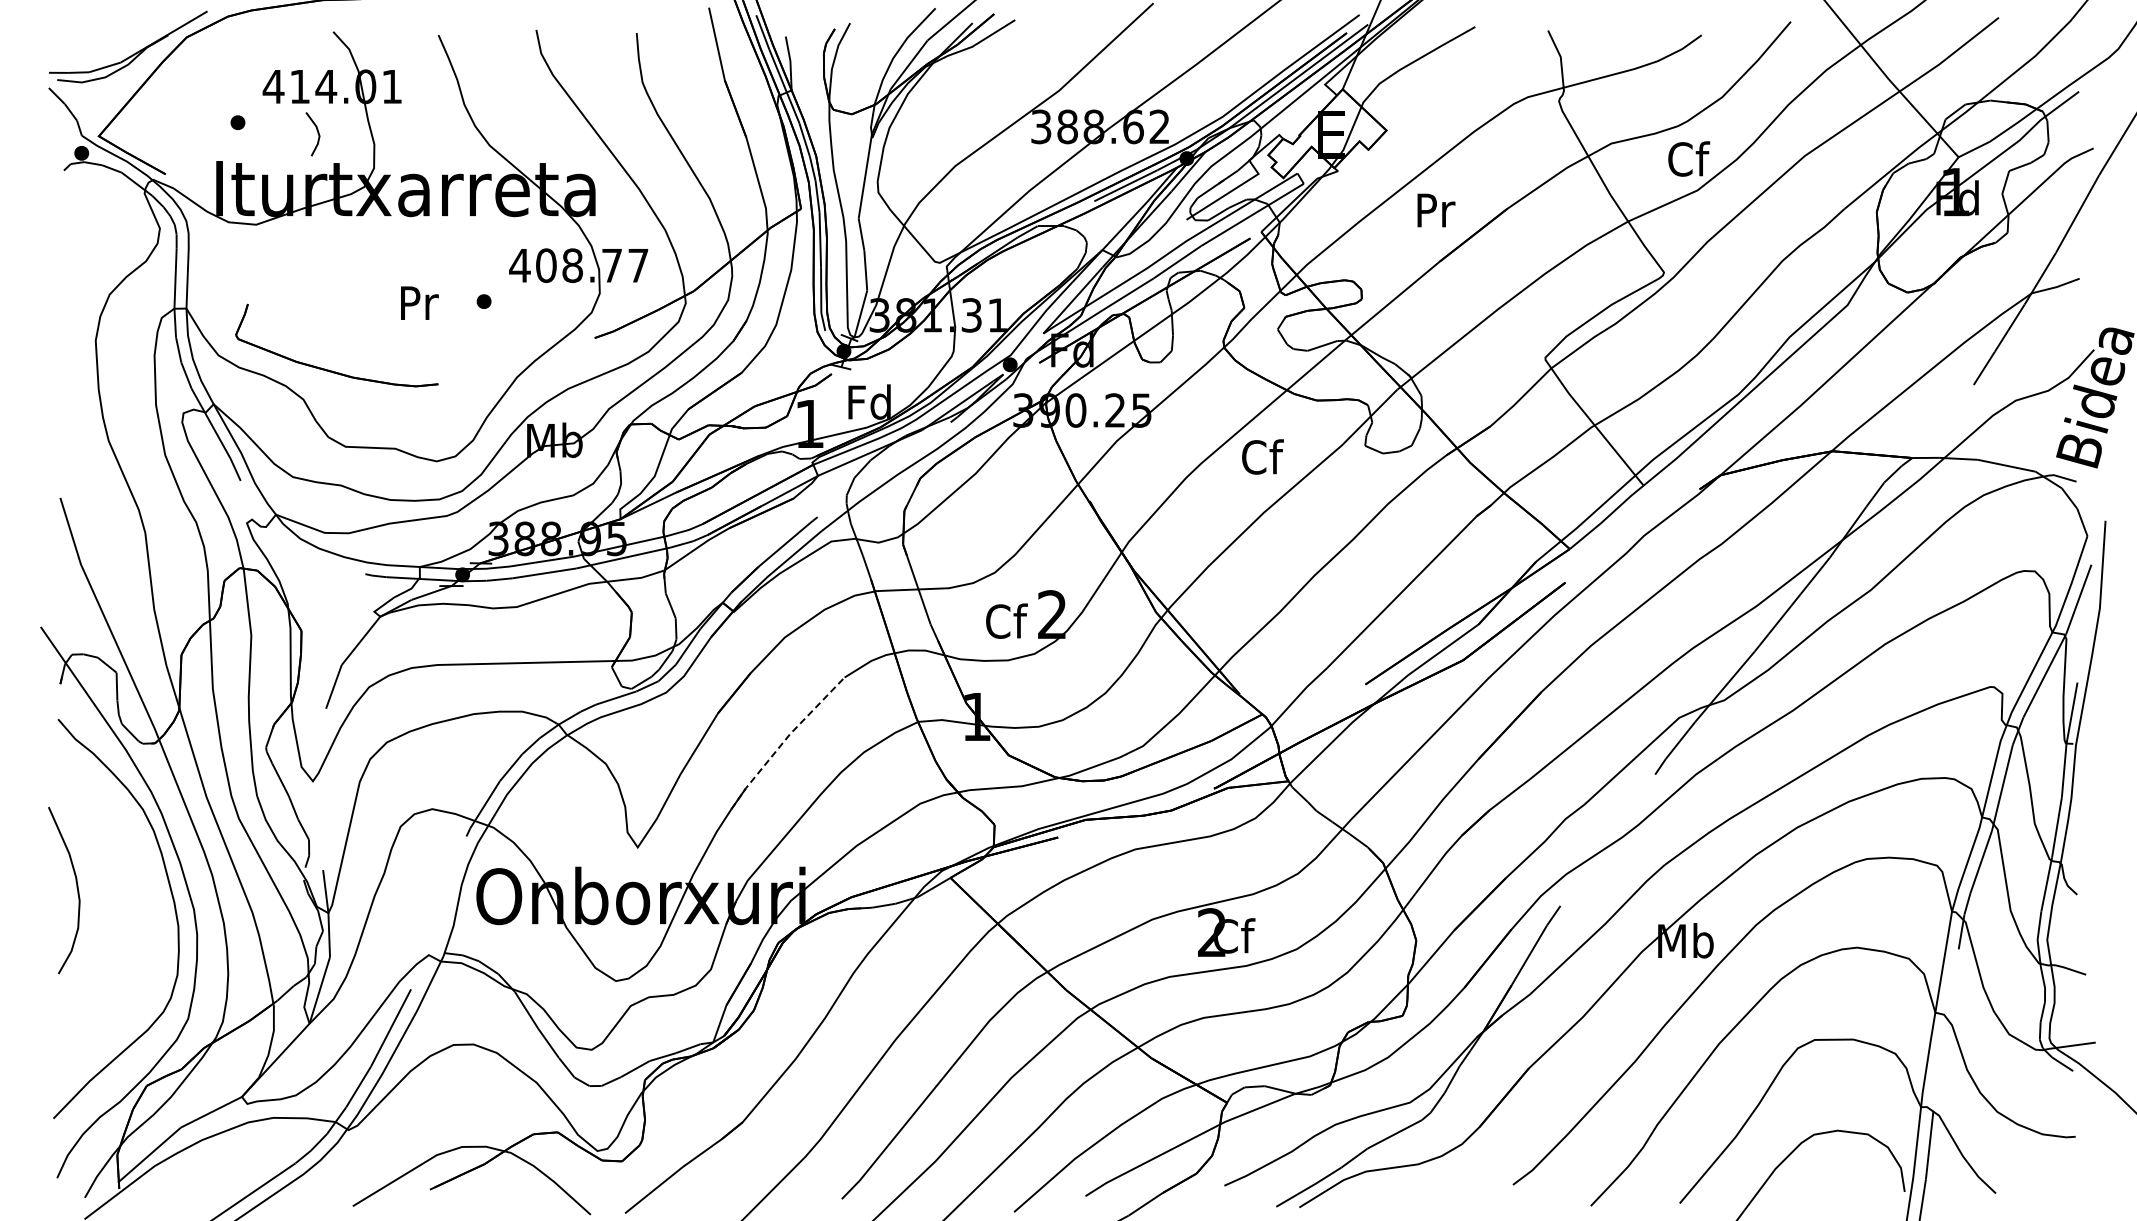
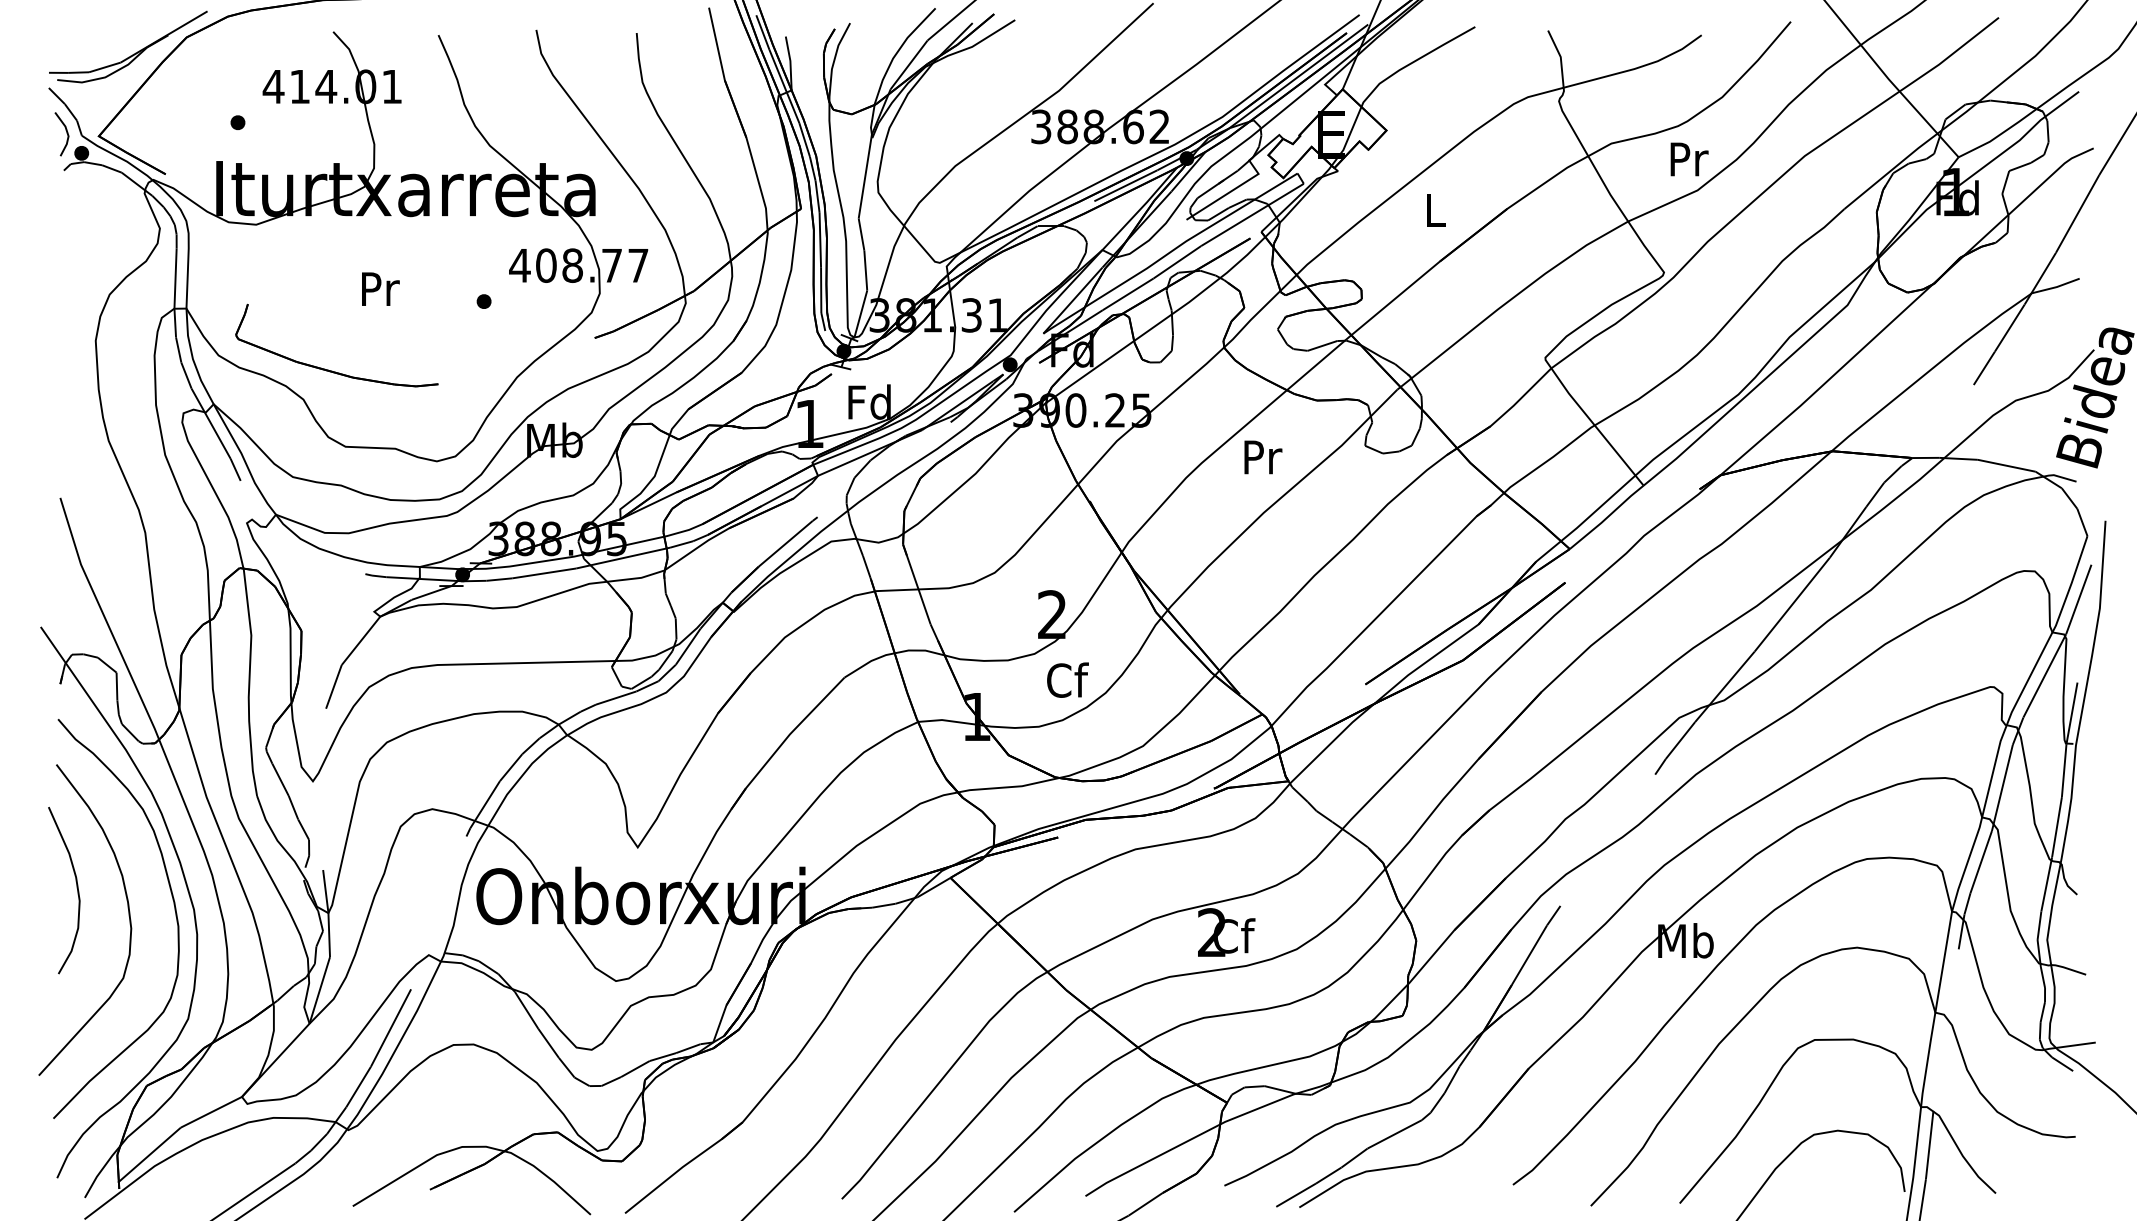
line position: (317, 133) -> (66, 133) (66, 133)
text: Cf -> Pr (1689, 158)
text: Pr -> L (1436, 210)
text position: (419, 302) -> (380, 288) (380, 288)
text: Cf -> Pr (1262, 456)
text position: (1006, 620) -> (1067, 679) (1067, 679)
line: dashed -> solid (784, 740)
curve: none -> present (128, 916)
